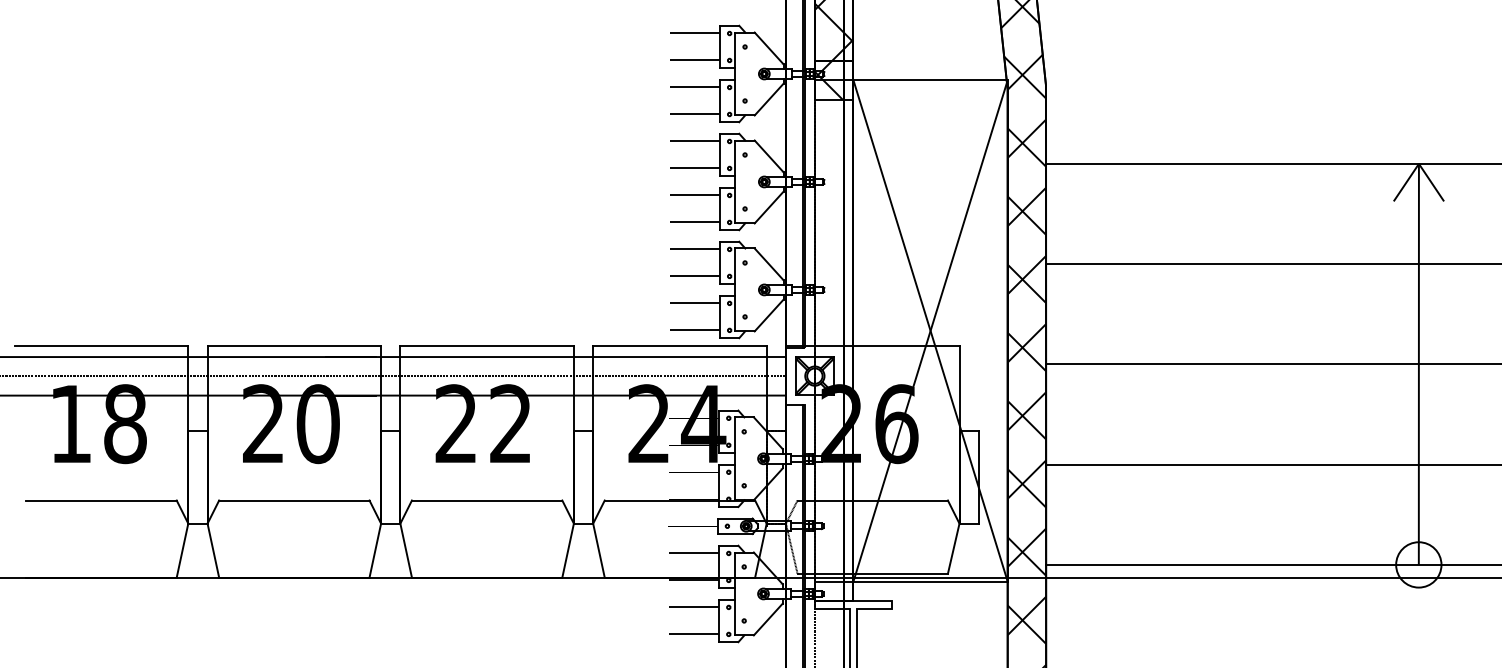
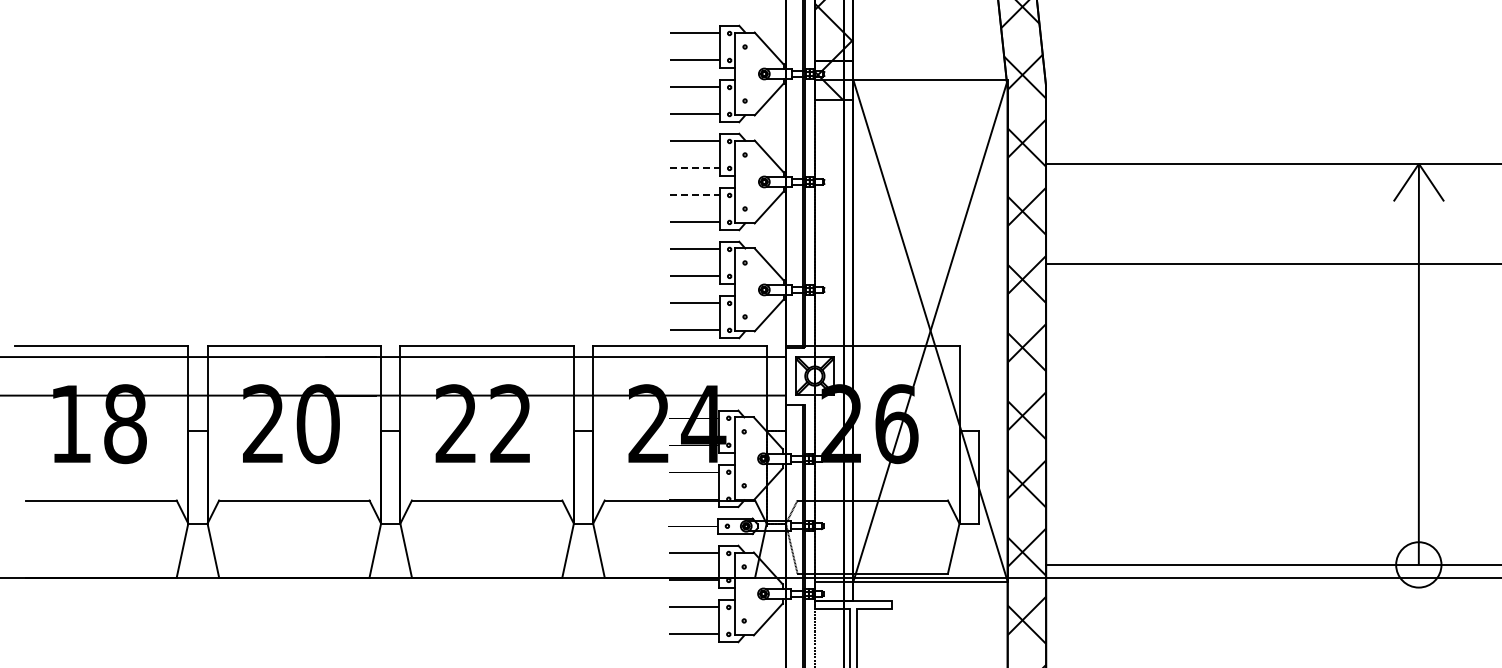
line: solid -> dashed (695, 168)
line: solid -> dashed (695, 195)
line: present -> none (1272, 364)
line: present -> none (393, 376)
line: present -> none (1272, 464)
